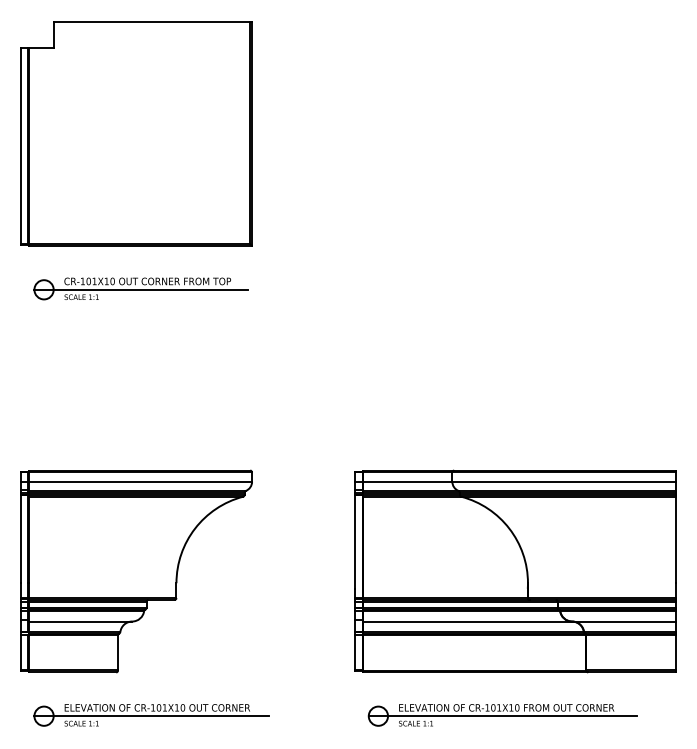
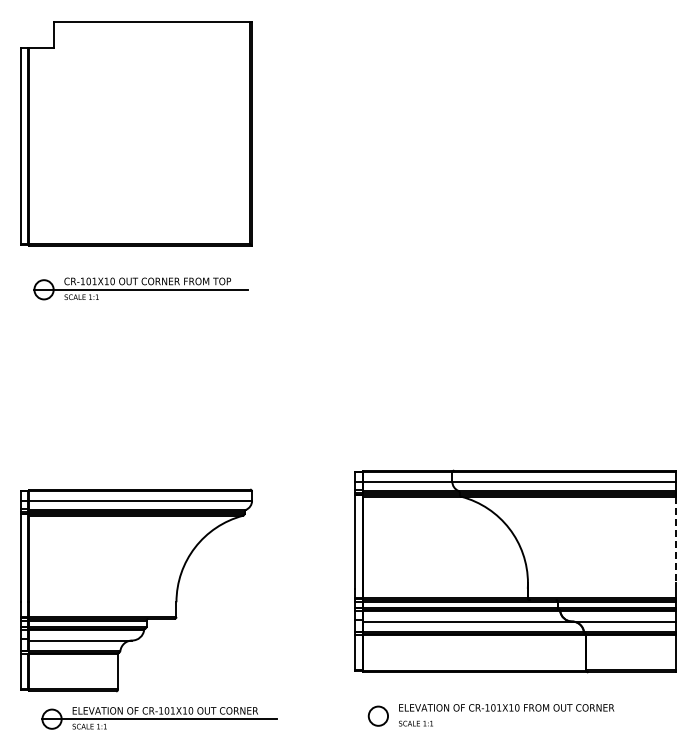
line: solid -> dashed (675, 540)
part position: (136, 571) -> (136, 590) (136, 590)
part position: (151, 715) -> (159, 718) (159, 718)
line: present -> none (502, 716)
